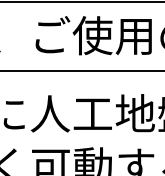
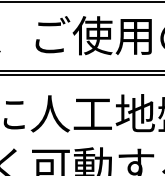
line: none -> present (81, 74)
